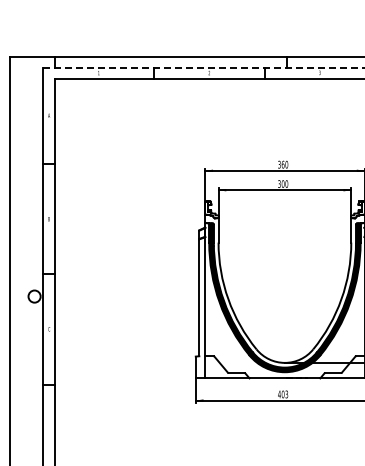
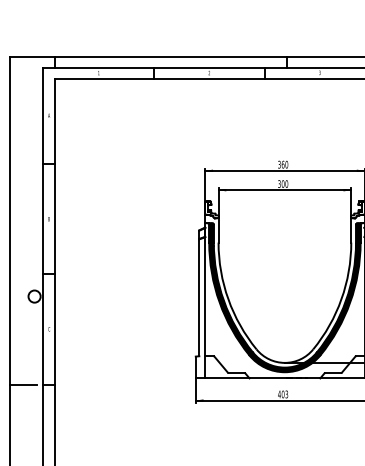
line: dashed -> solid (204, 67)
line: none -> present (23, 385)
